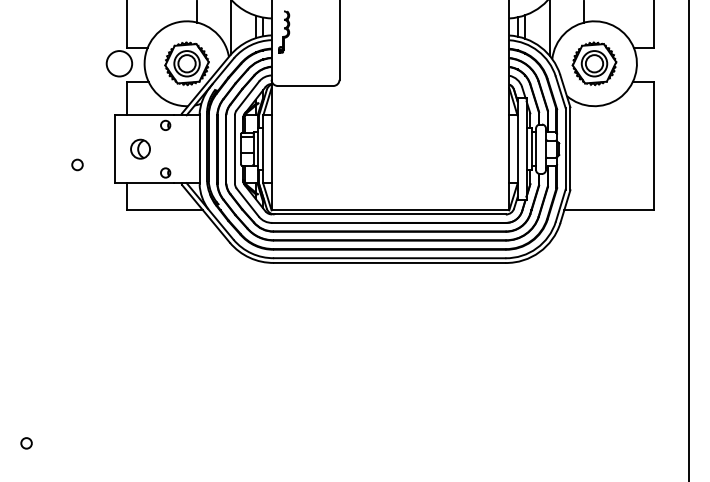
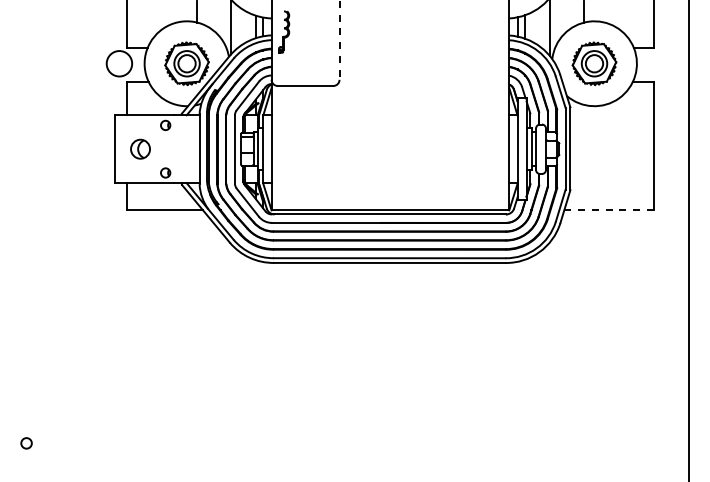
line: solid -> dashed (339, 39)
circle: present -> none (77, 164)
line: solid -> dashed (608, 210)
